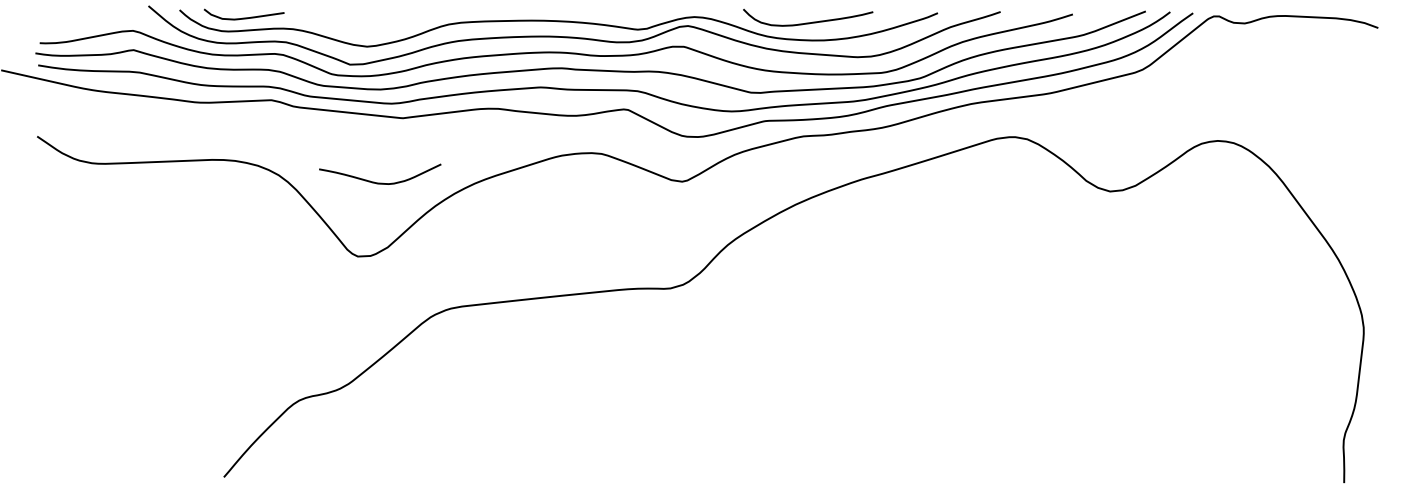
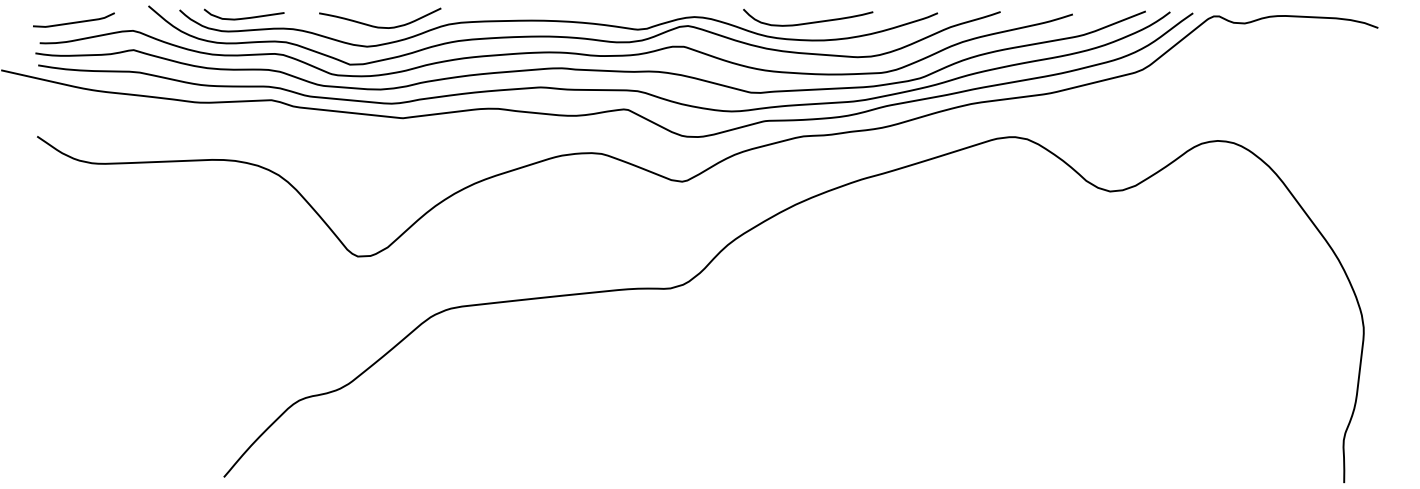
curve: none -> present (74, 21)
curve position: (380, 182) -> (380, 26) (380, 26)
